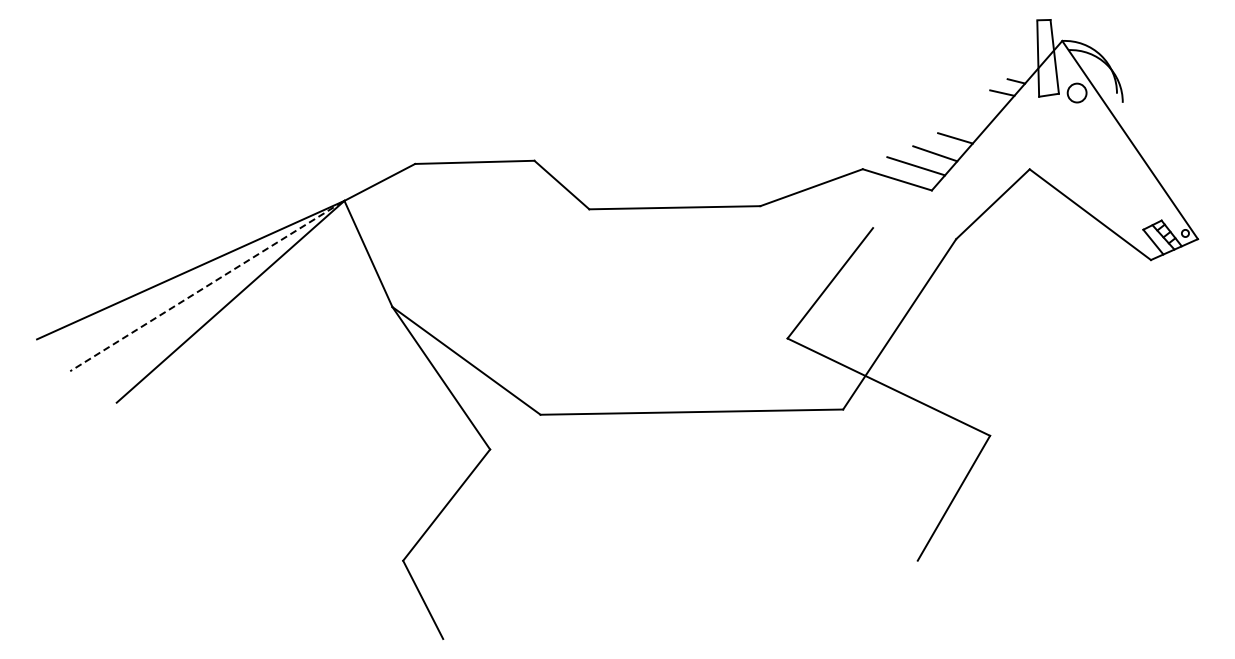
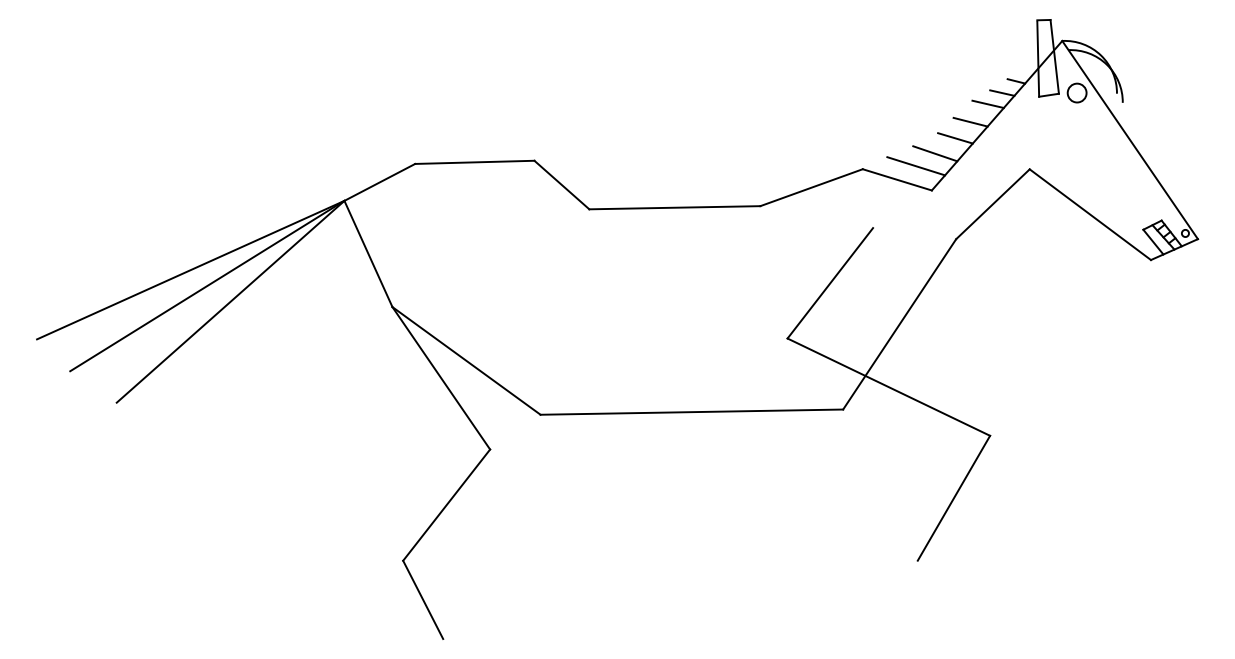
line: none -> present (987, 103)
line: none -> present (970, 121)
line: dashed -> solid (206, 286)
